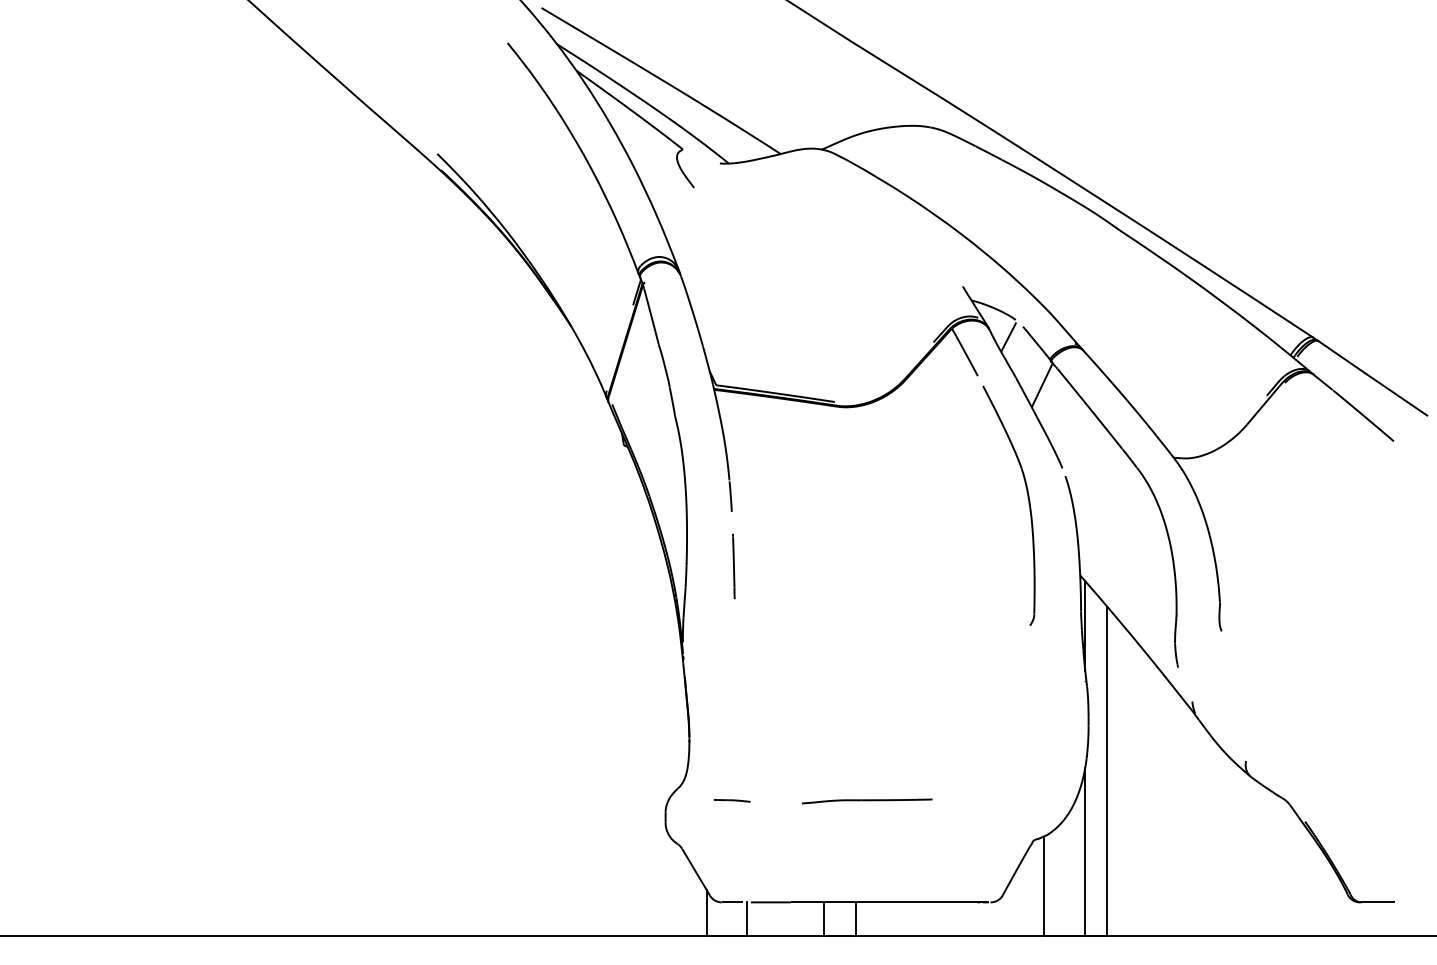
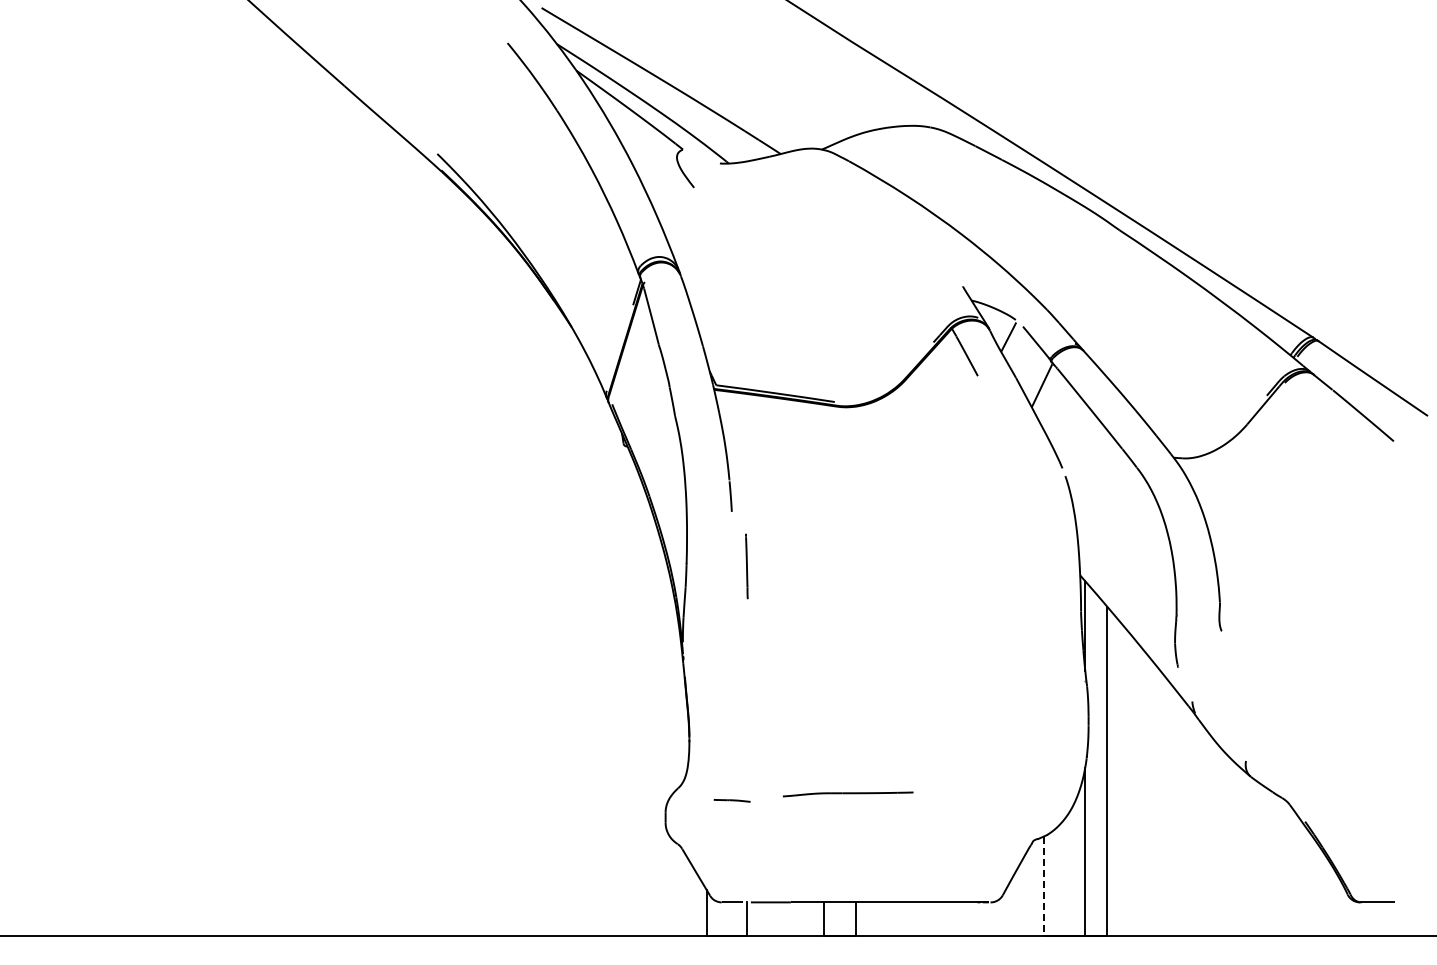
part: present -> none (1028, 504)
line position: (733, 566) -> (746, 566) (746, 566)
part position: (867, 801) -> (848, 794) (848, 794)
line: solid -> dashed (1044, 886)
